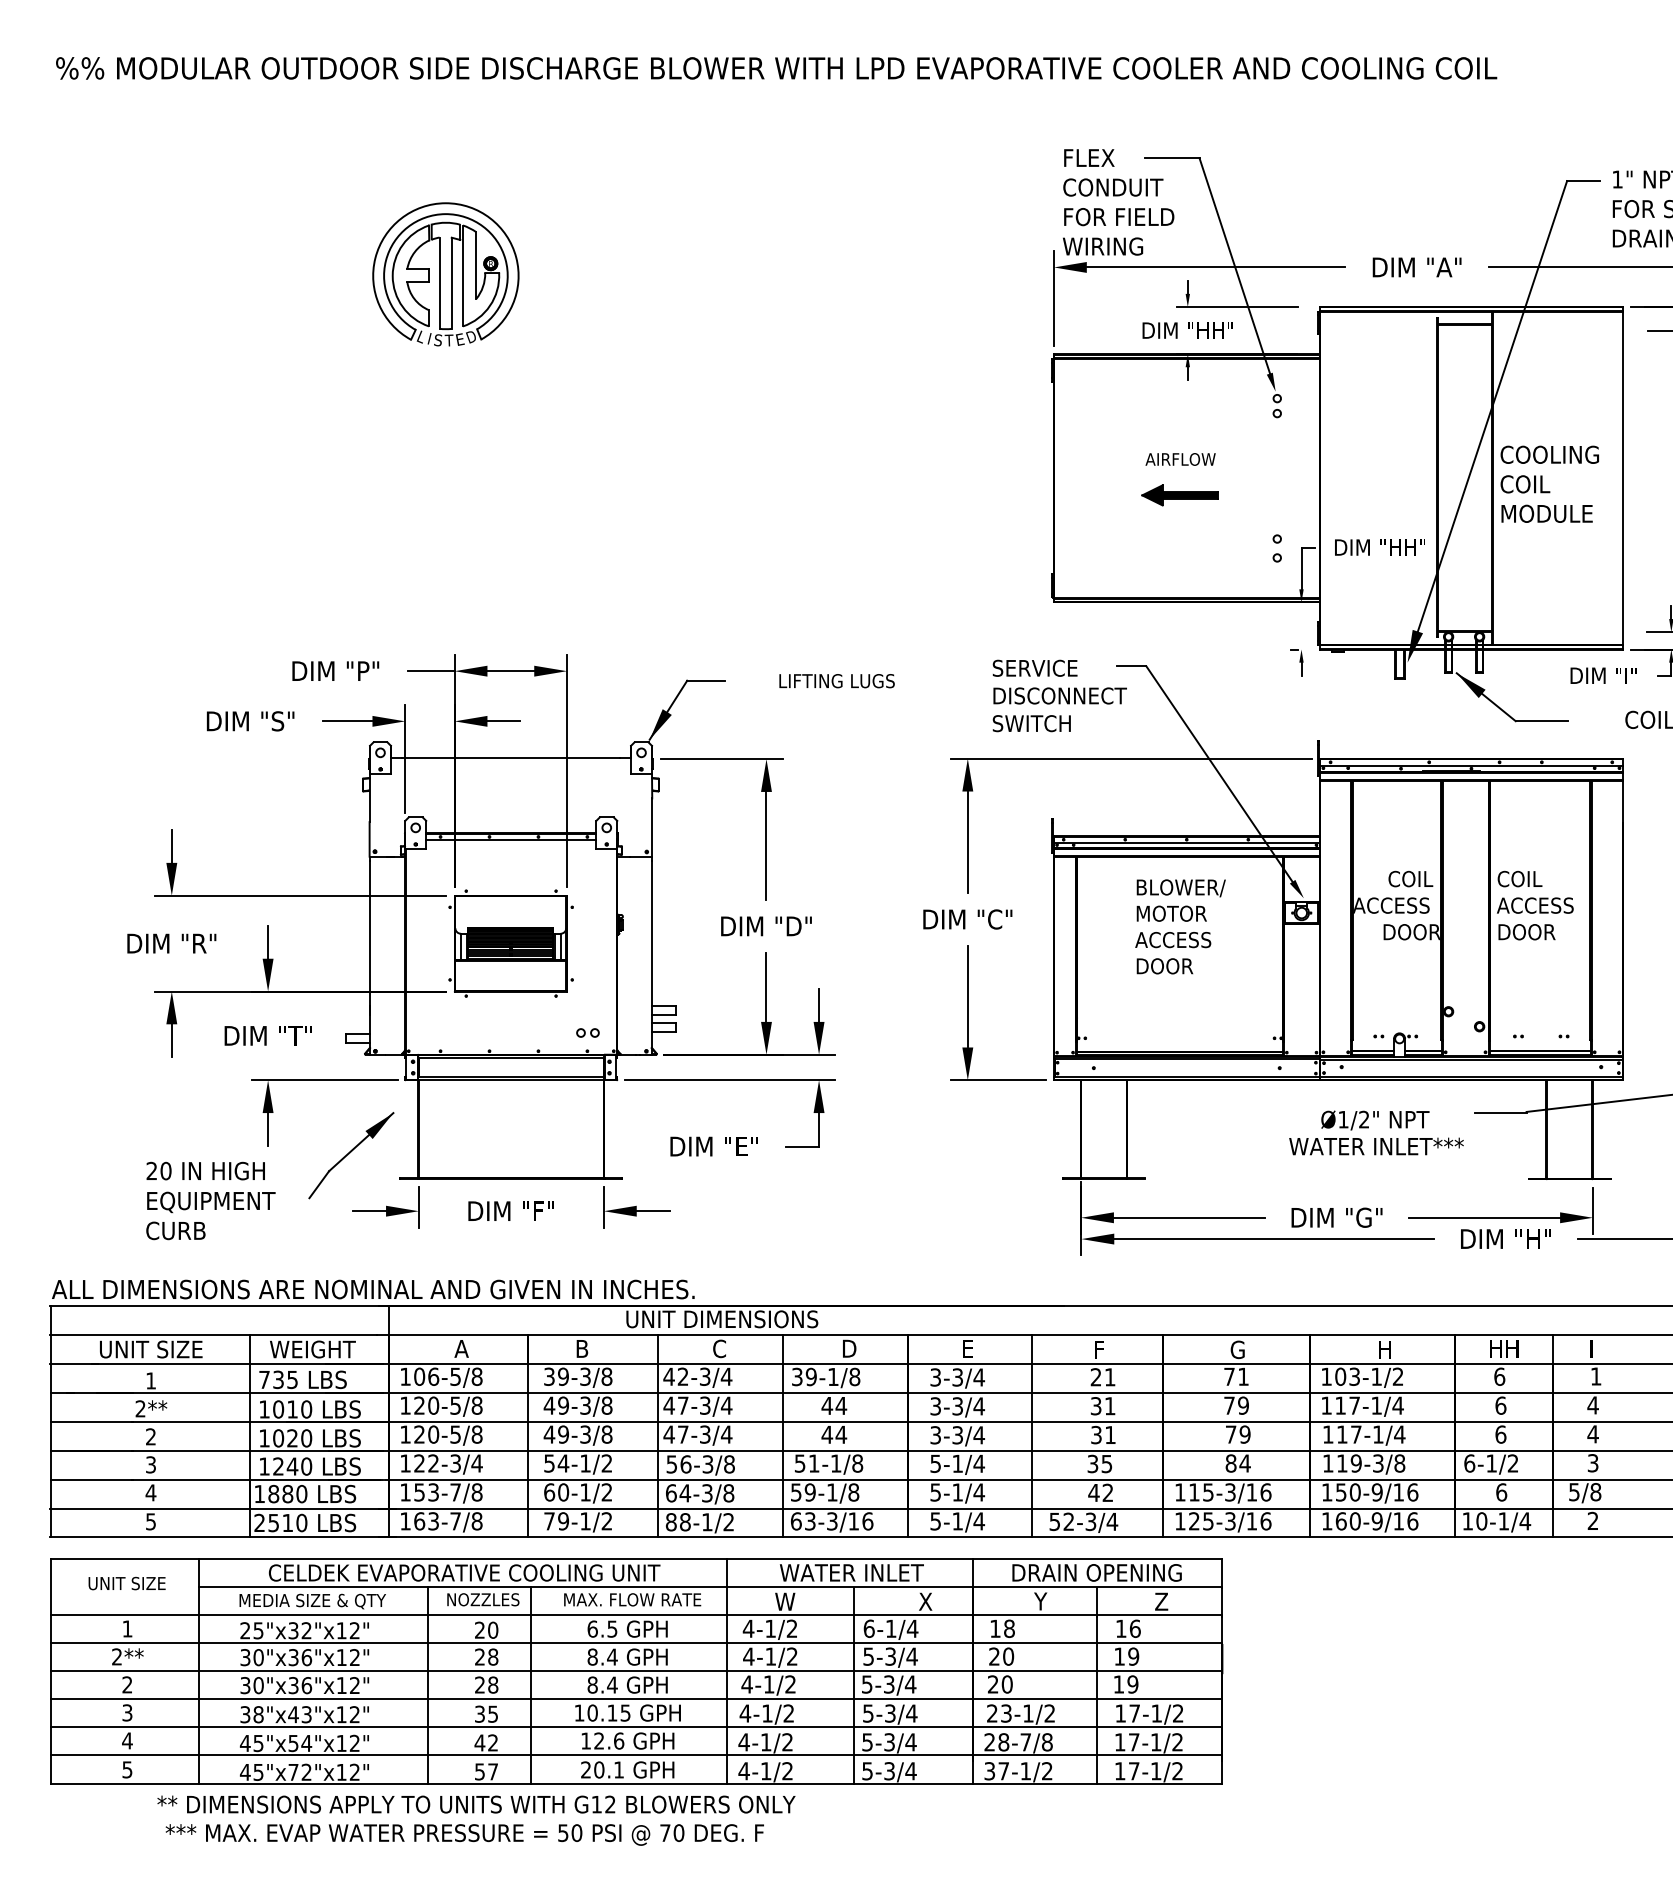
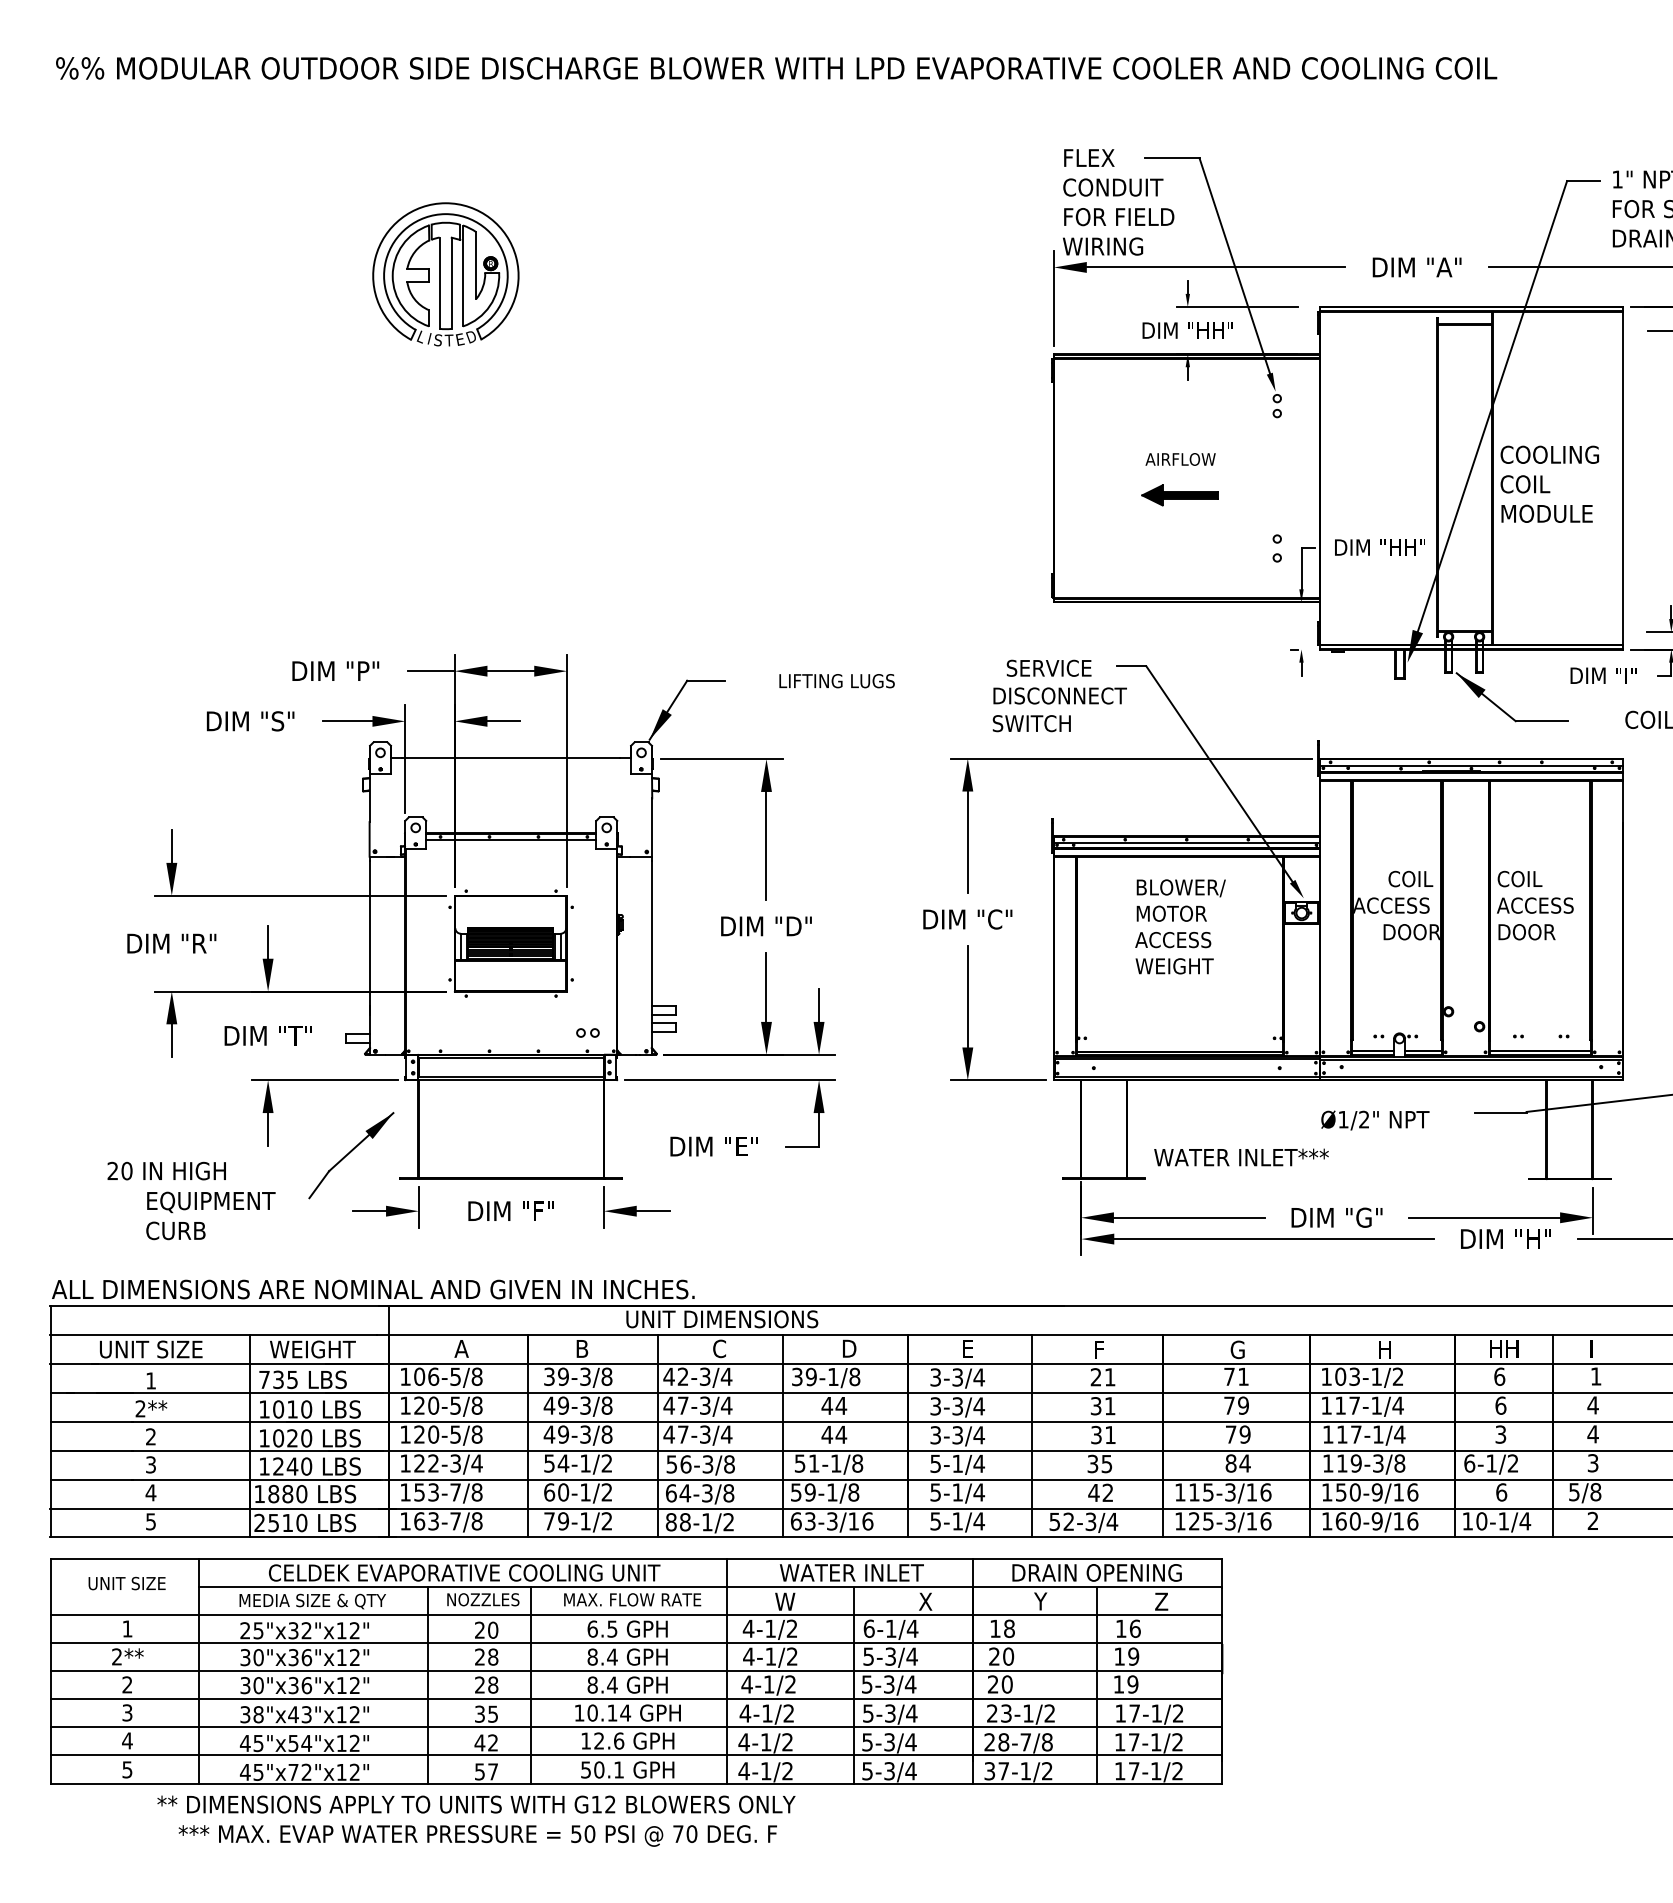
text position: (1034, 667) -> (1048, 667) (1048, 667)
text: DOOR -> WEIGHT (1174, 966)
text position: (1376, 1146) -> (1241, 1157) (1241, 1157)
text position: (205, 1170) -> (166, 1170) (166, 1170)
text: 6 -> 3 (1500, 1434)
text: 10.15 -> 10.14 (625, 1712)
text: 20.1 -> 50.1 (585, 1769)
text position: (464, 1834) -> (477, 1835) (477, 1835)
